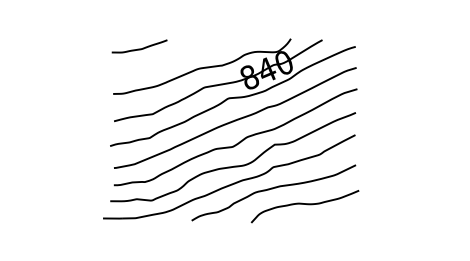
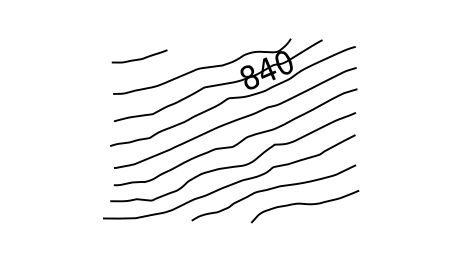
curve position: (139, 48) -> (139, 58) (139, 58)
